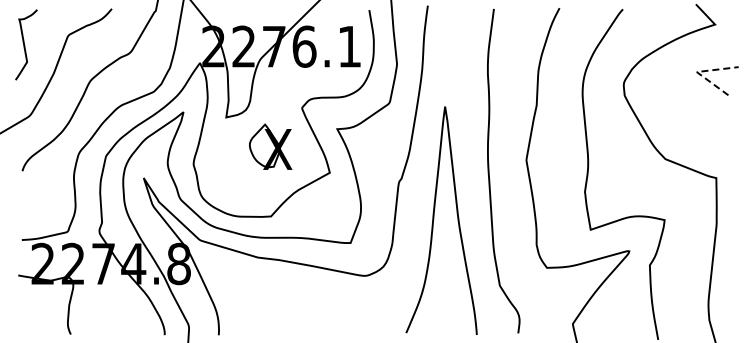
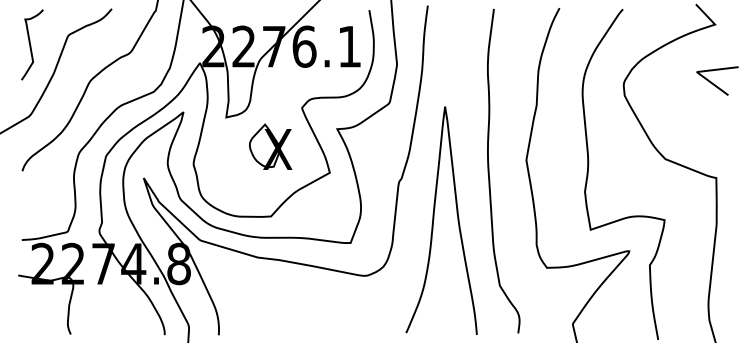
curve position: (25, 45) -> (31, 45) (31, 45)
line: dashed -> solid (697, 71)
